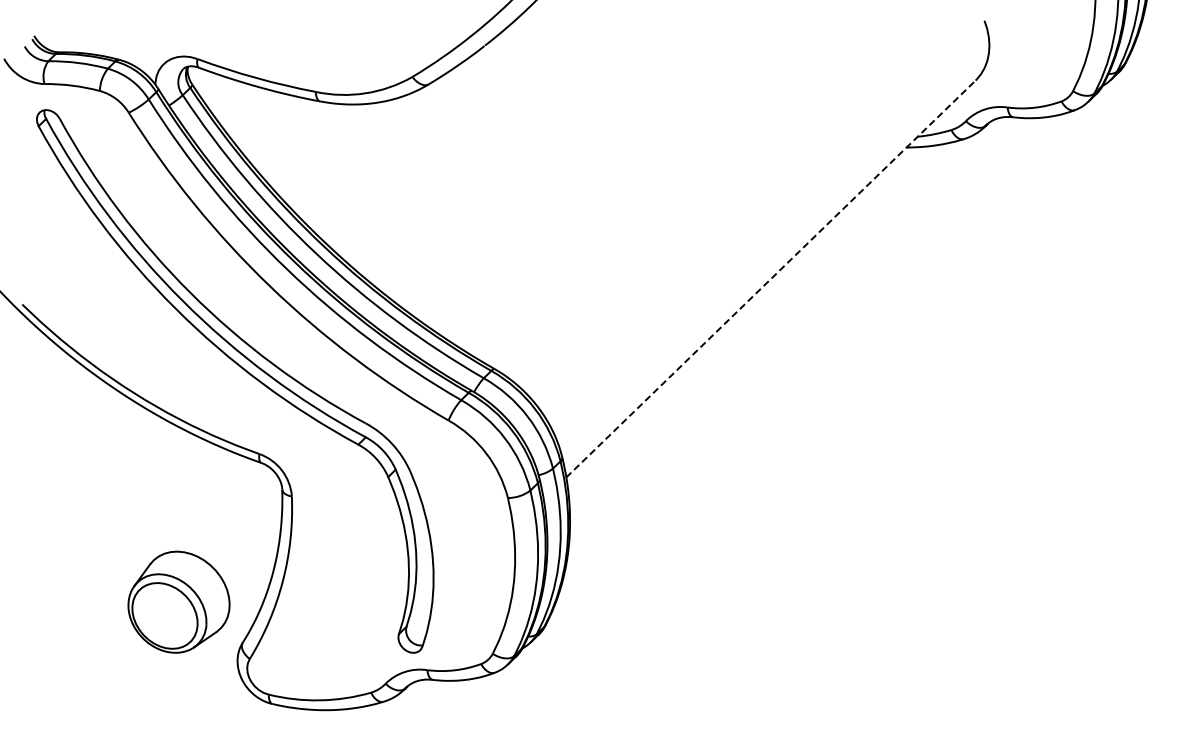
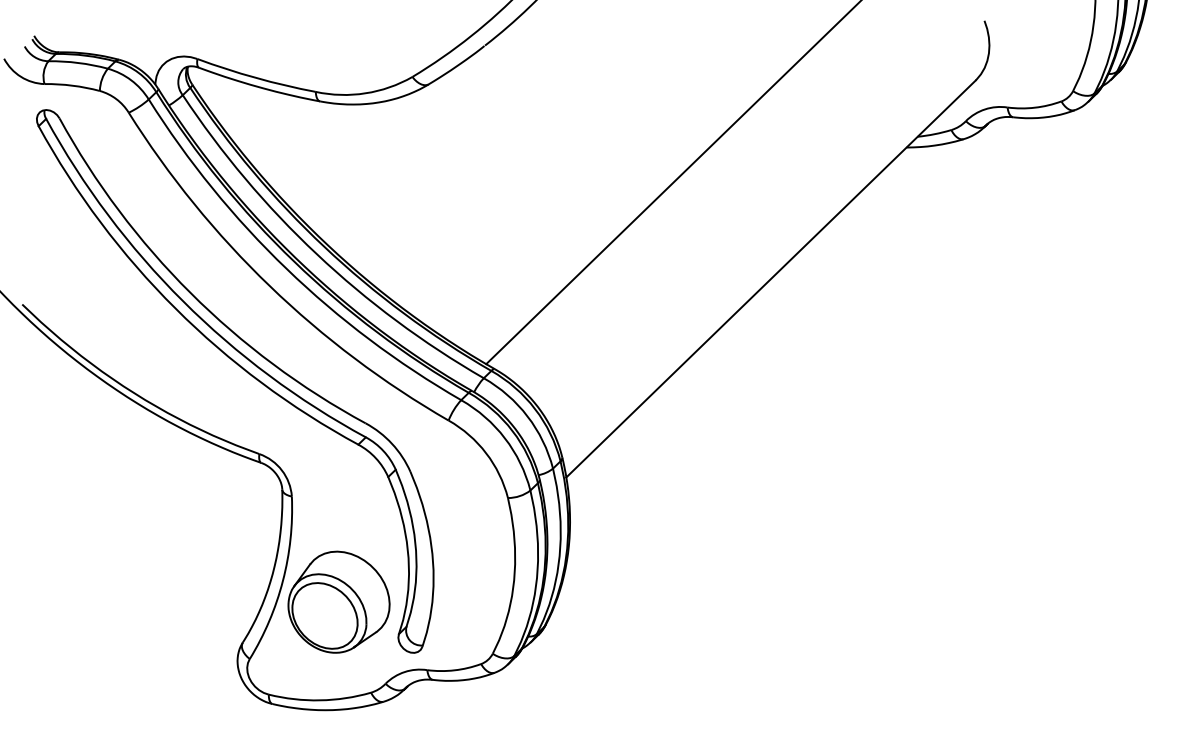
line: none -> present (672, 183)
line: dashed -> solid (771, 278)
part position: (178, 601) -> (338, 601) (338, 601)
